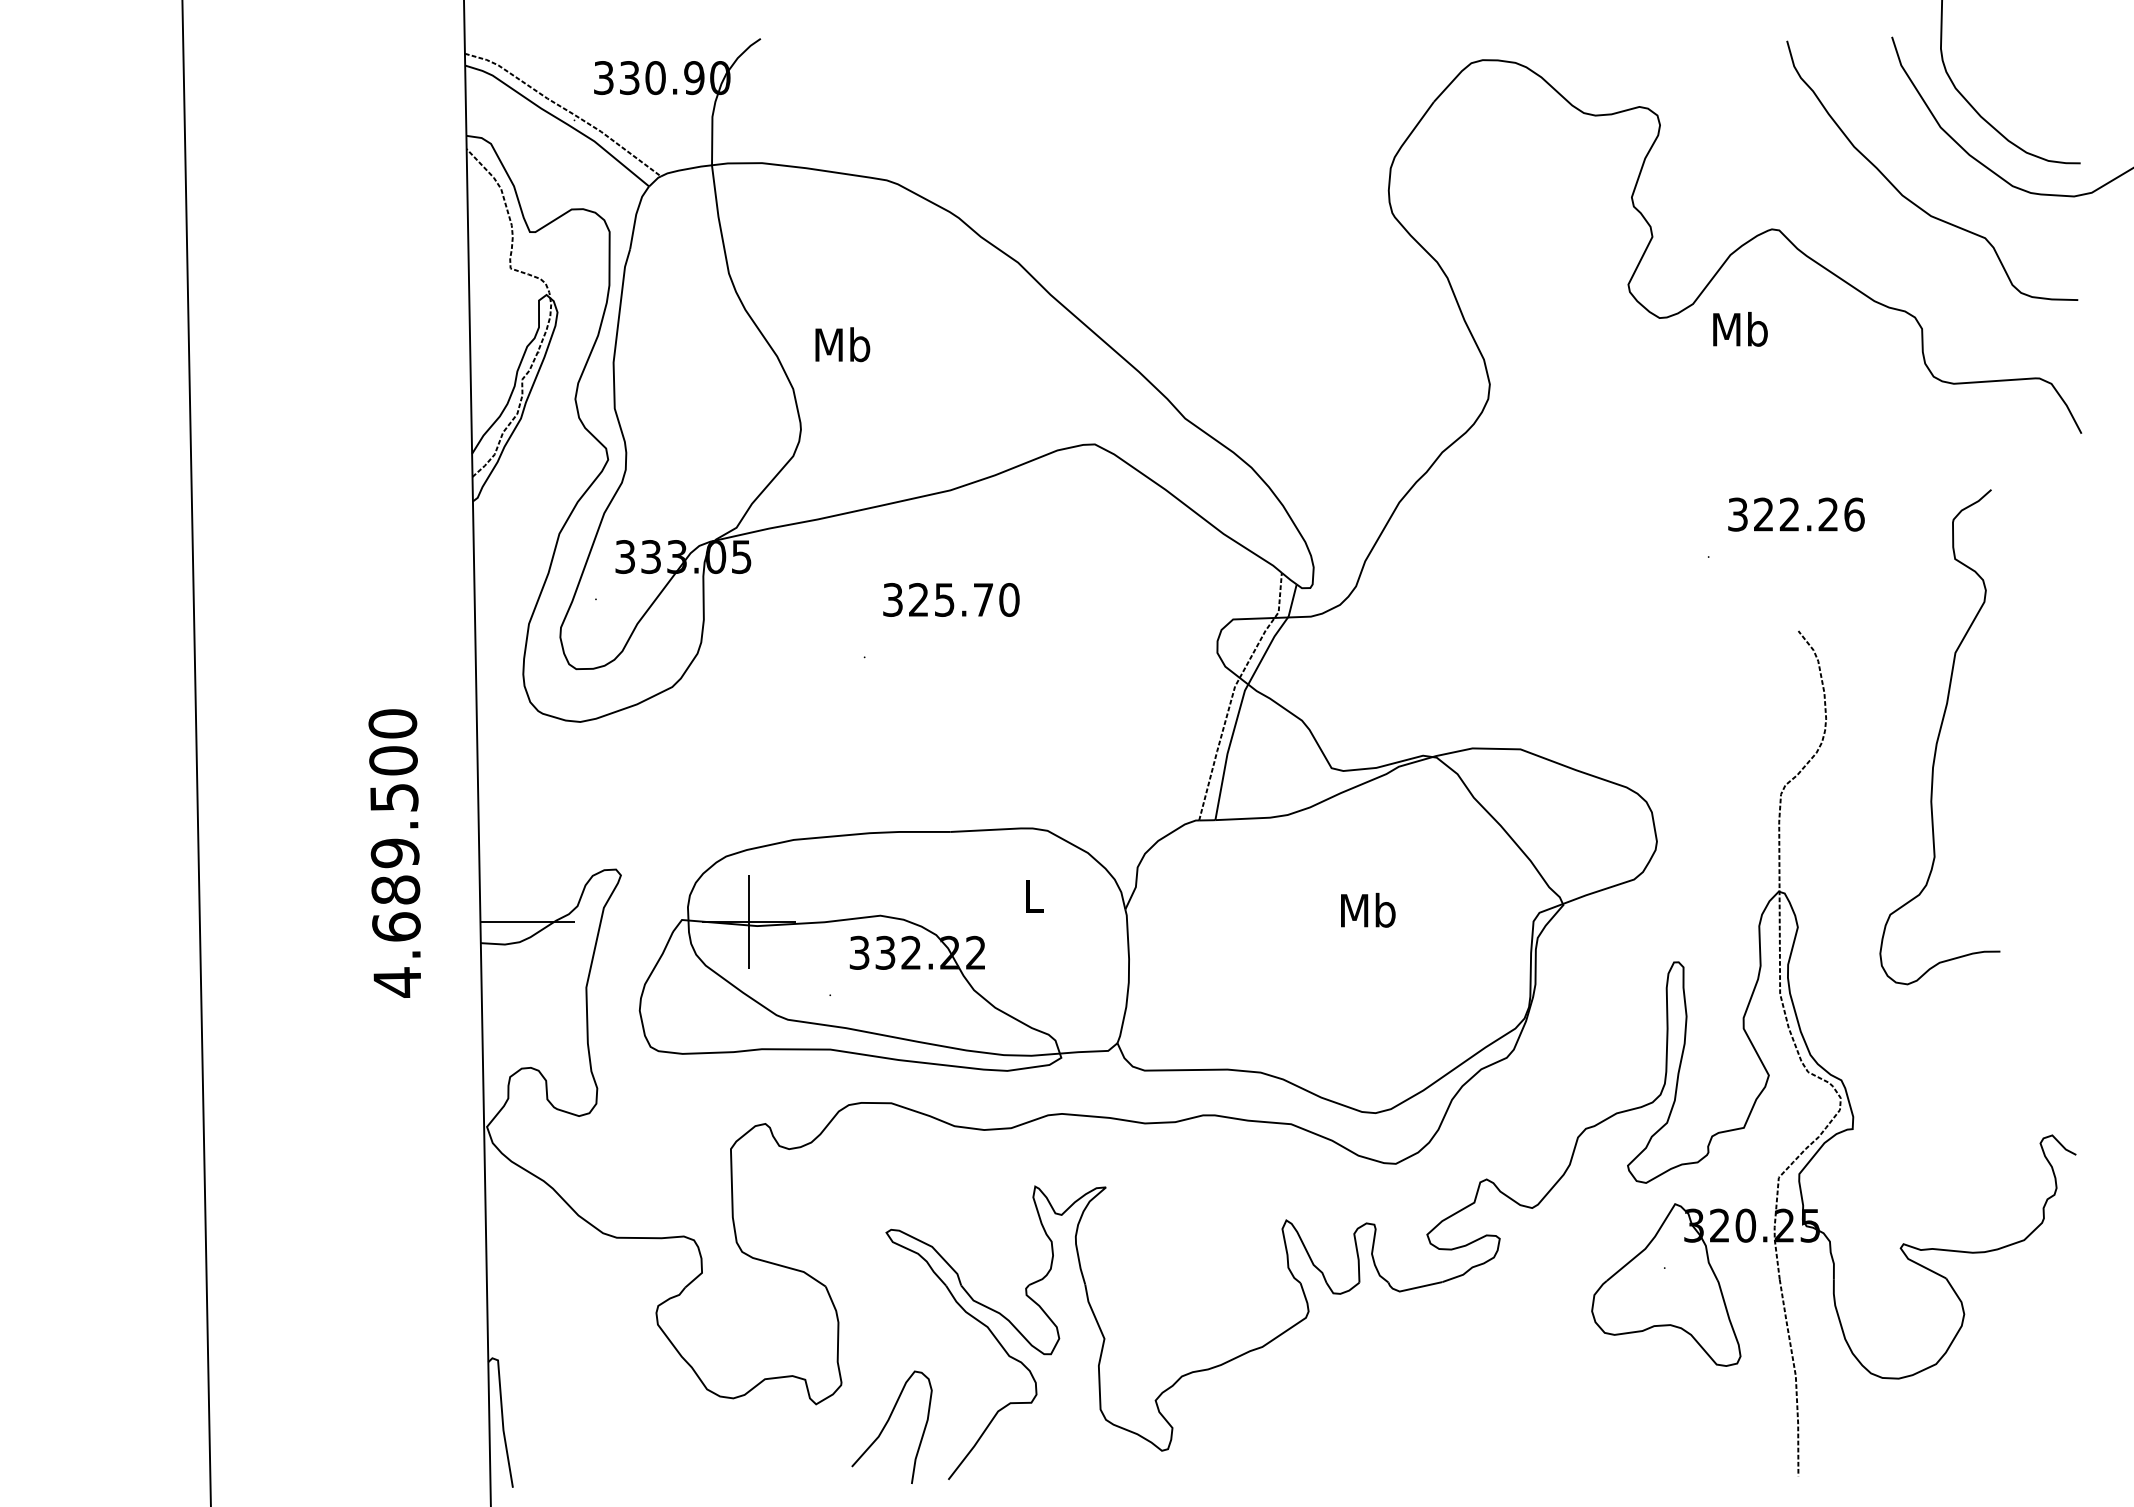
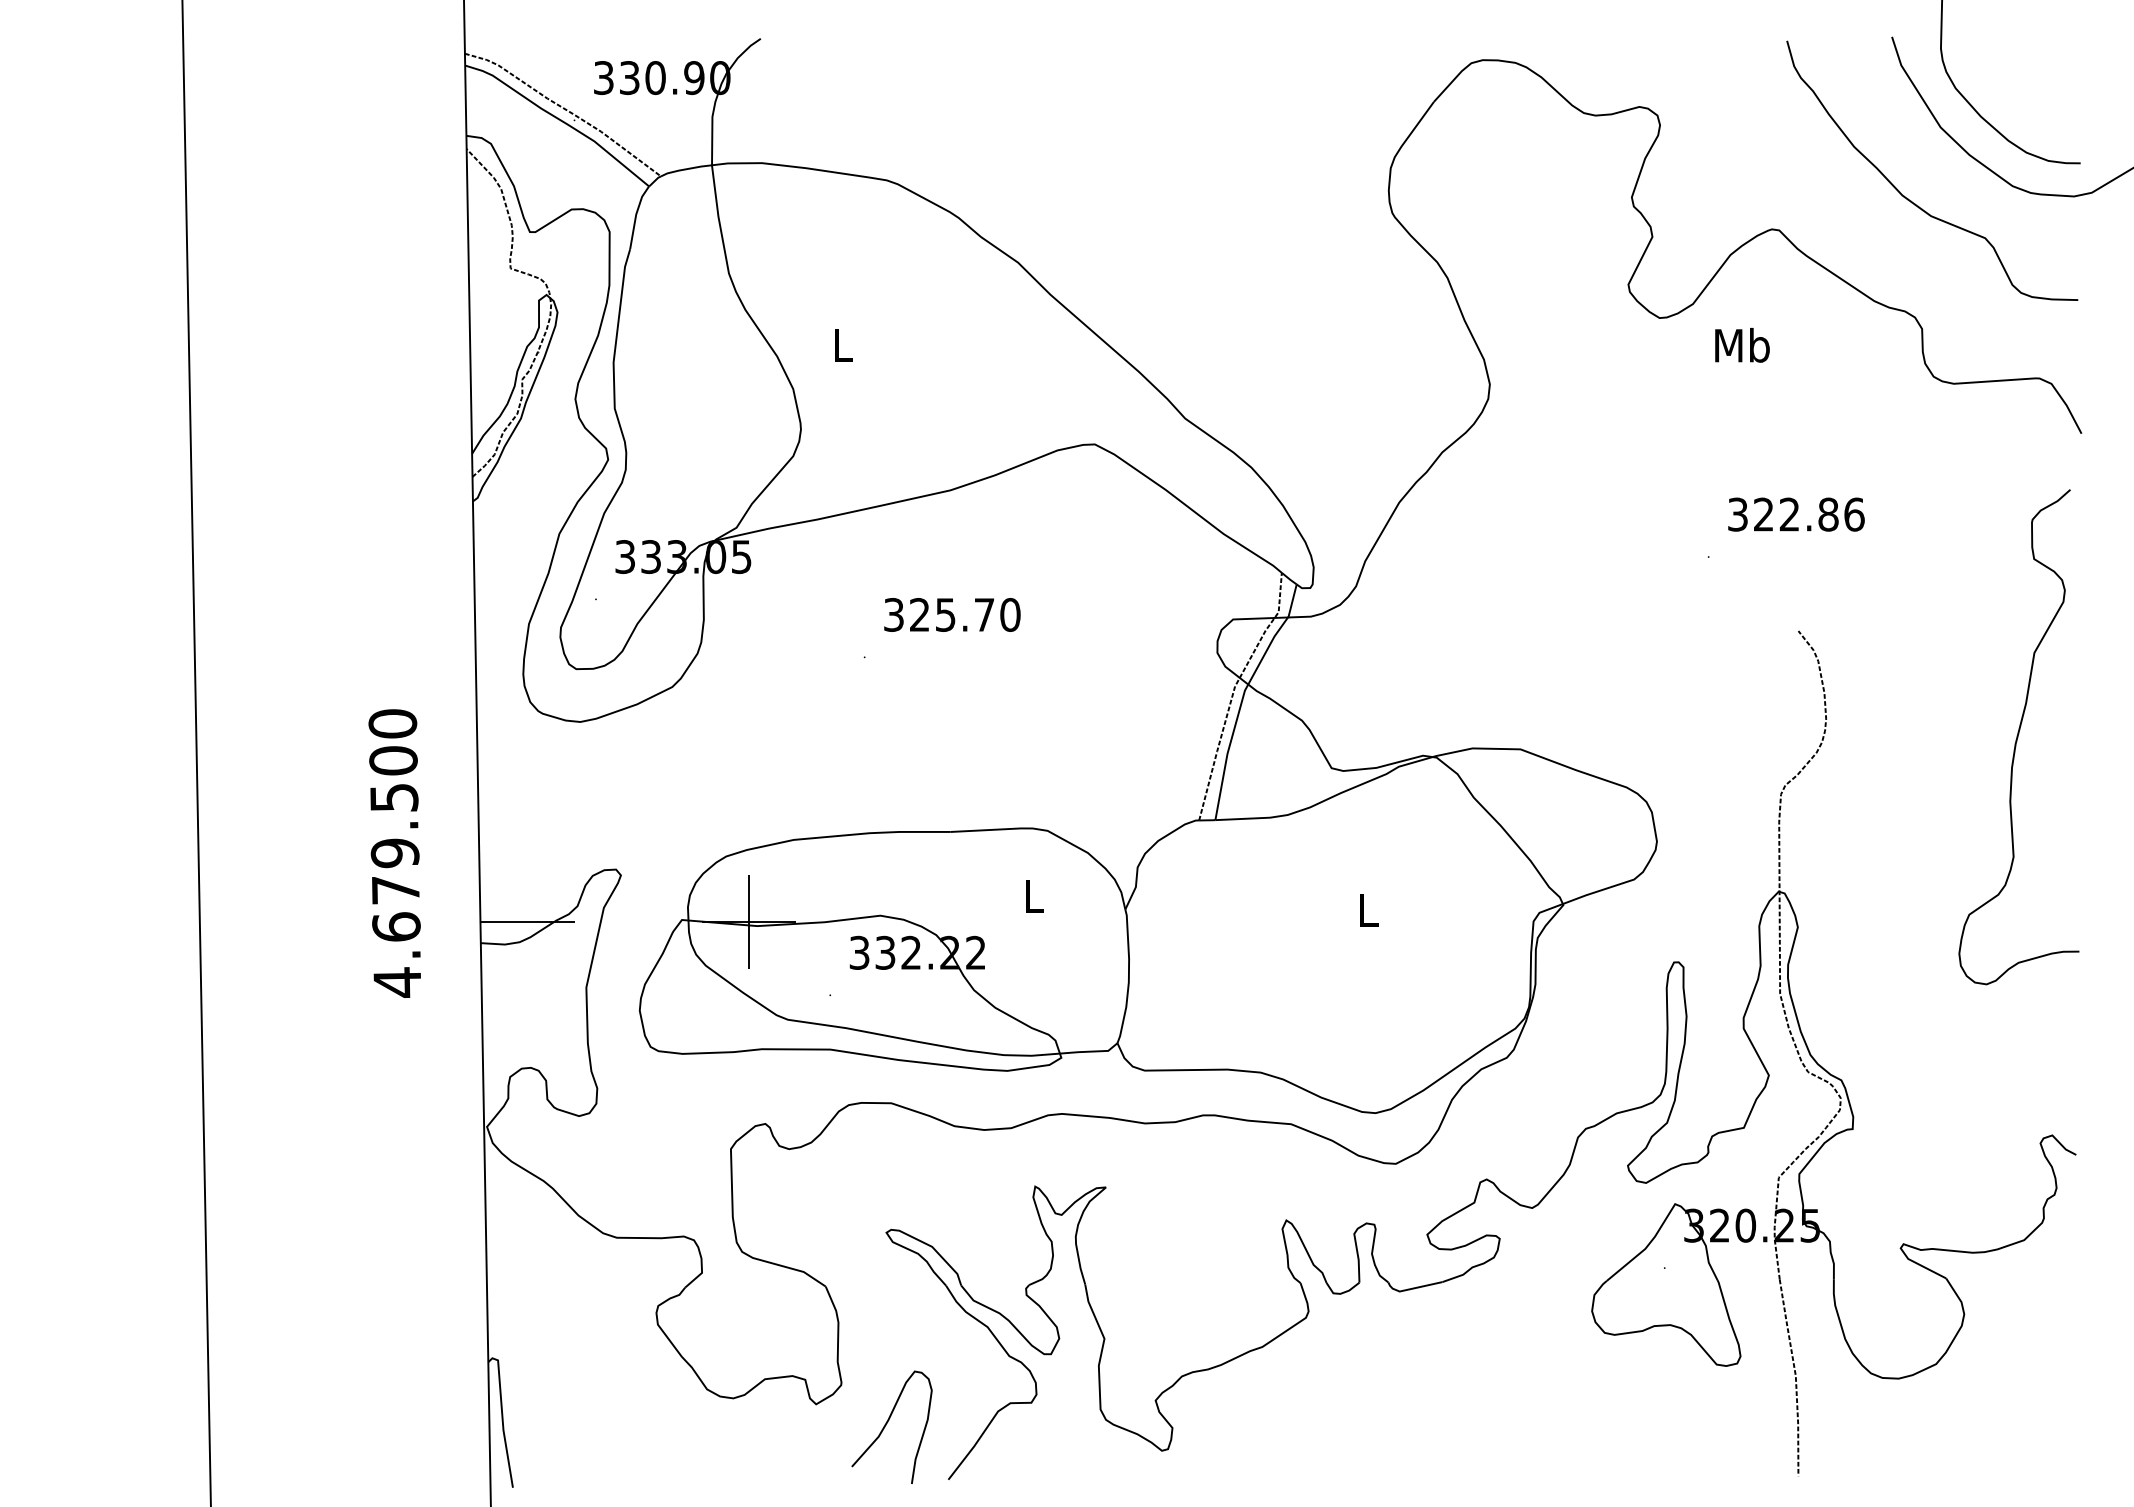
text position: (1740, 329) -> (1742, 345) (1742, 345)
text: Mb -> L (842, 344)
text: 322.26 -> 322.86 (1828, 514)
text position: (951, 599) -> (952, 614) (952, 614)
curve position: (1939, 737) -> (2018, 737) (2018, 737)
text: 4.689.500 -> 4.679.500 (395, 889)
text: Mb -> L (1368, 909)
